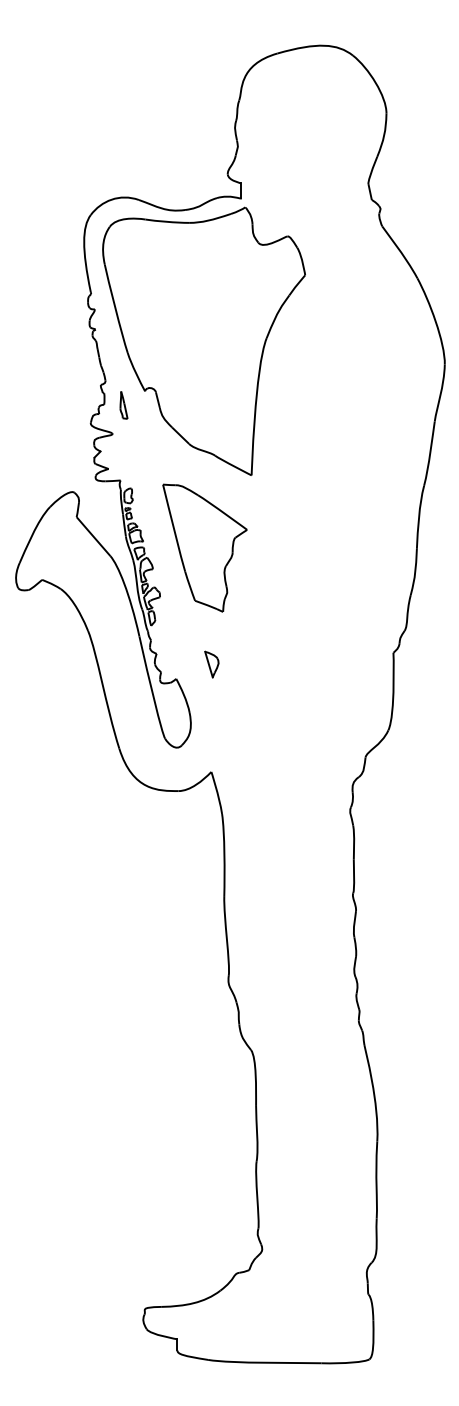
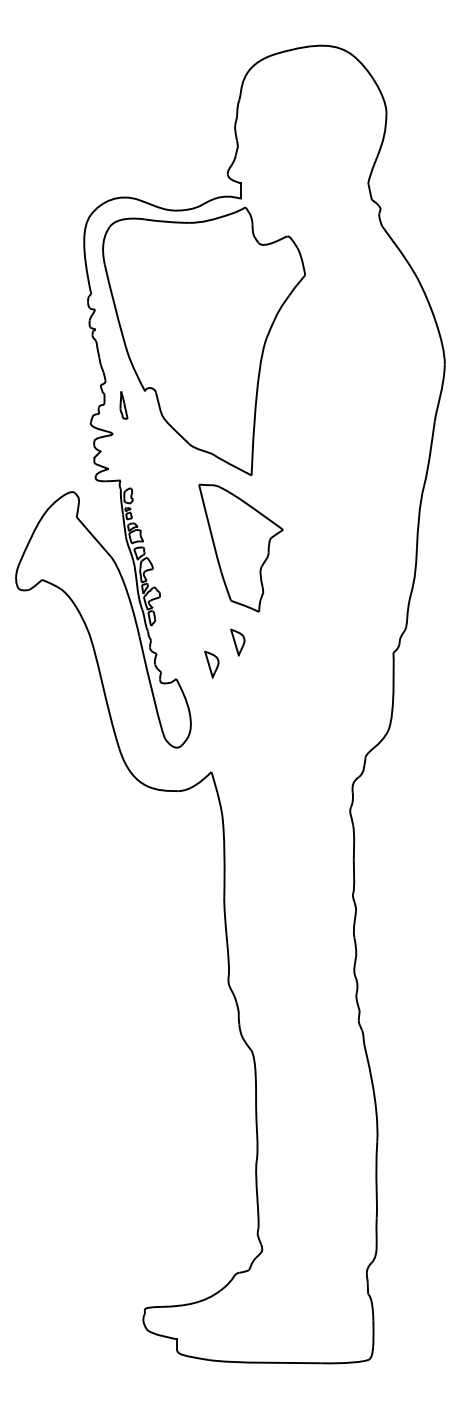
part position: (204, 547) -> (240, 547) (240, 547)
part: none -> present (237, 642)
